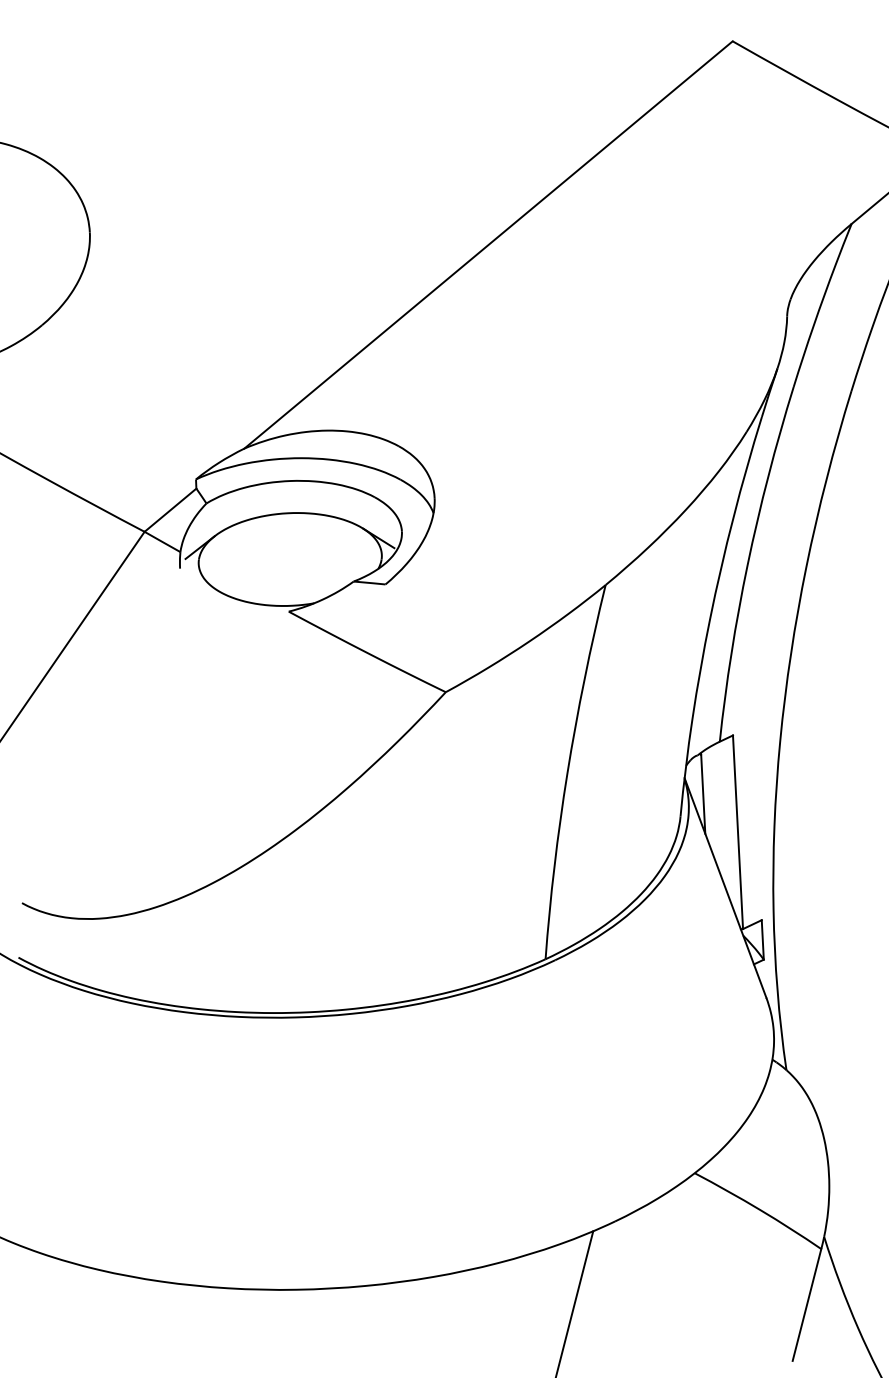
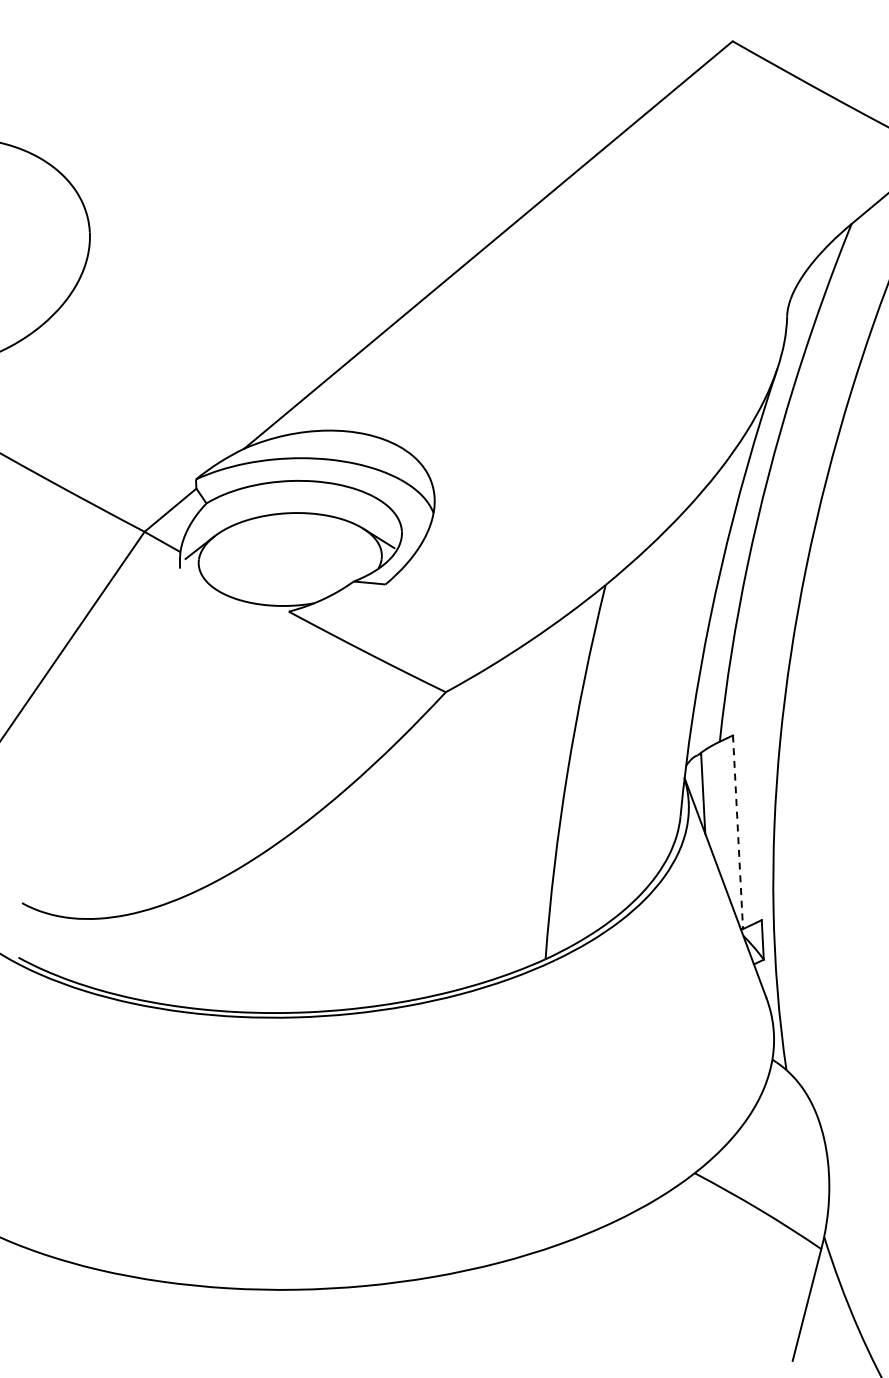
line: solid -> dashed (738, 832)
line: present -> none (574, 1302)
